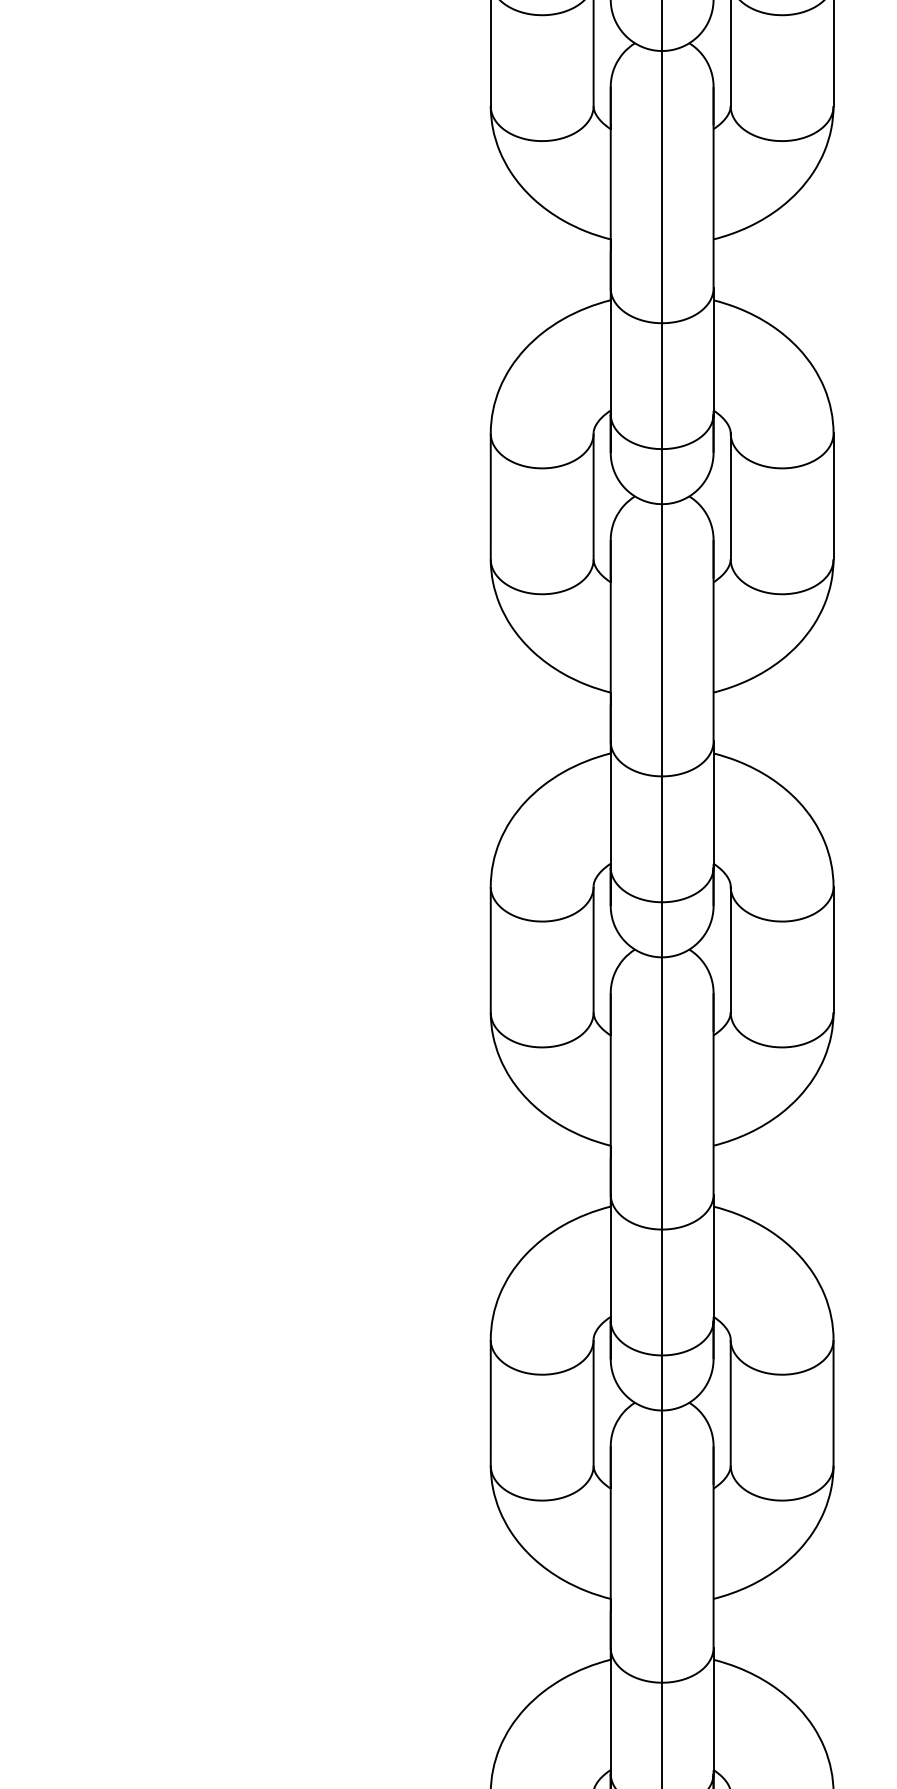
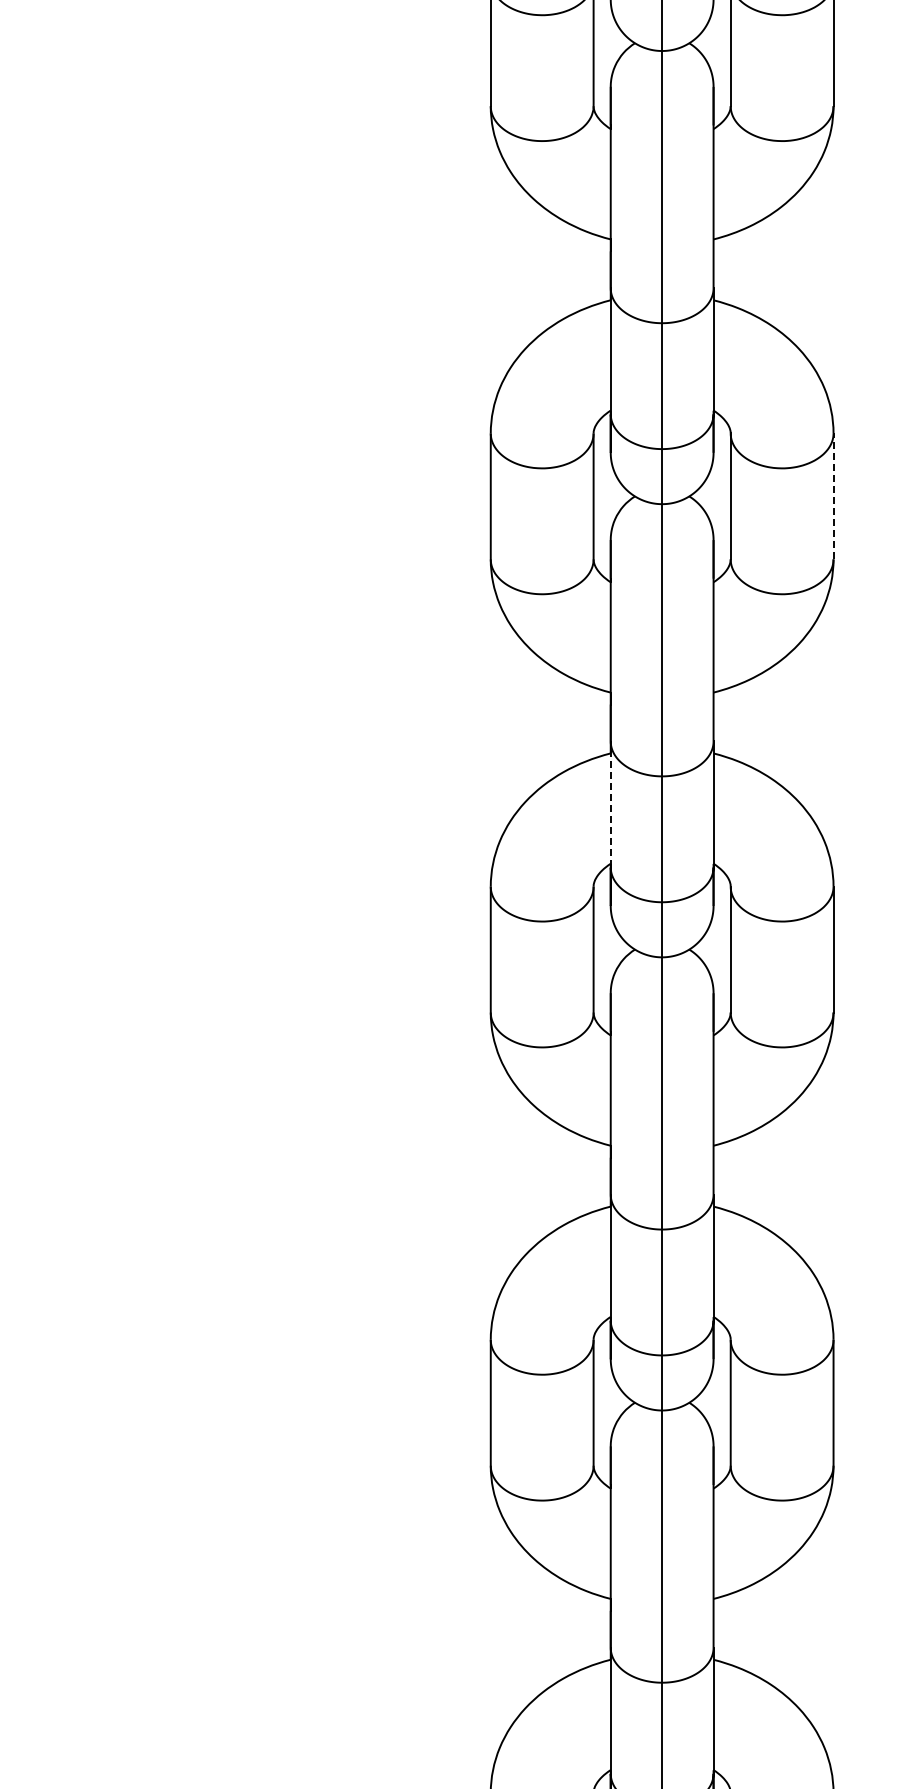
line: solid -> dashed (833, 496)
line: solid -> dashed (610, 804)
